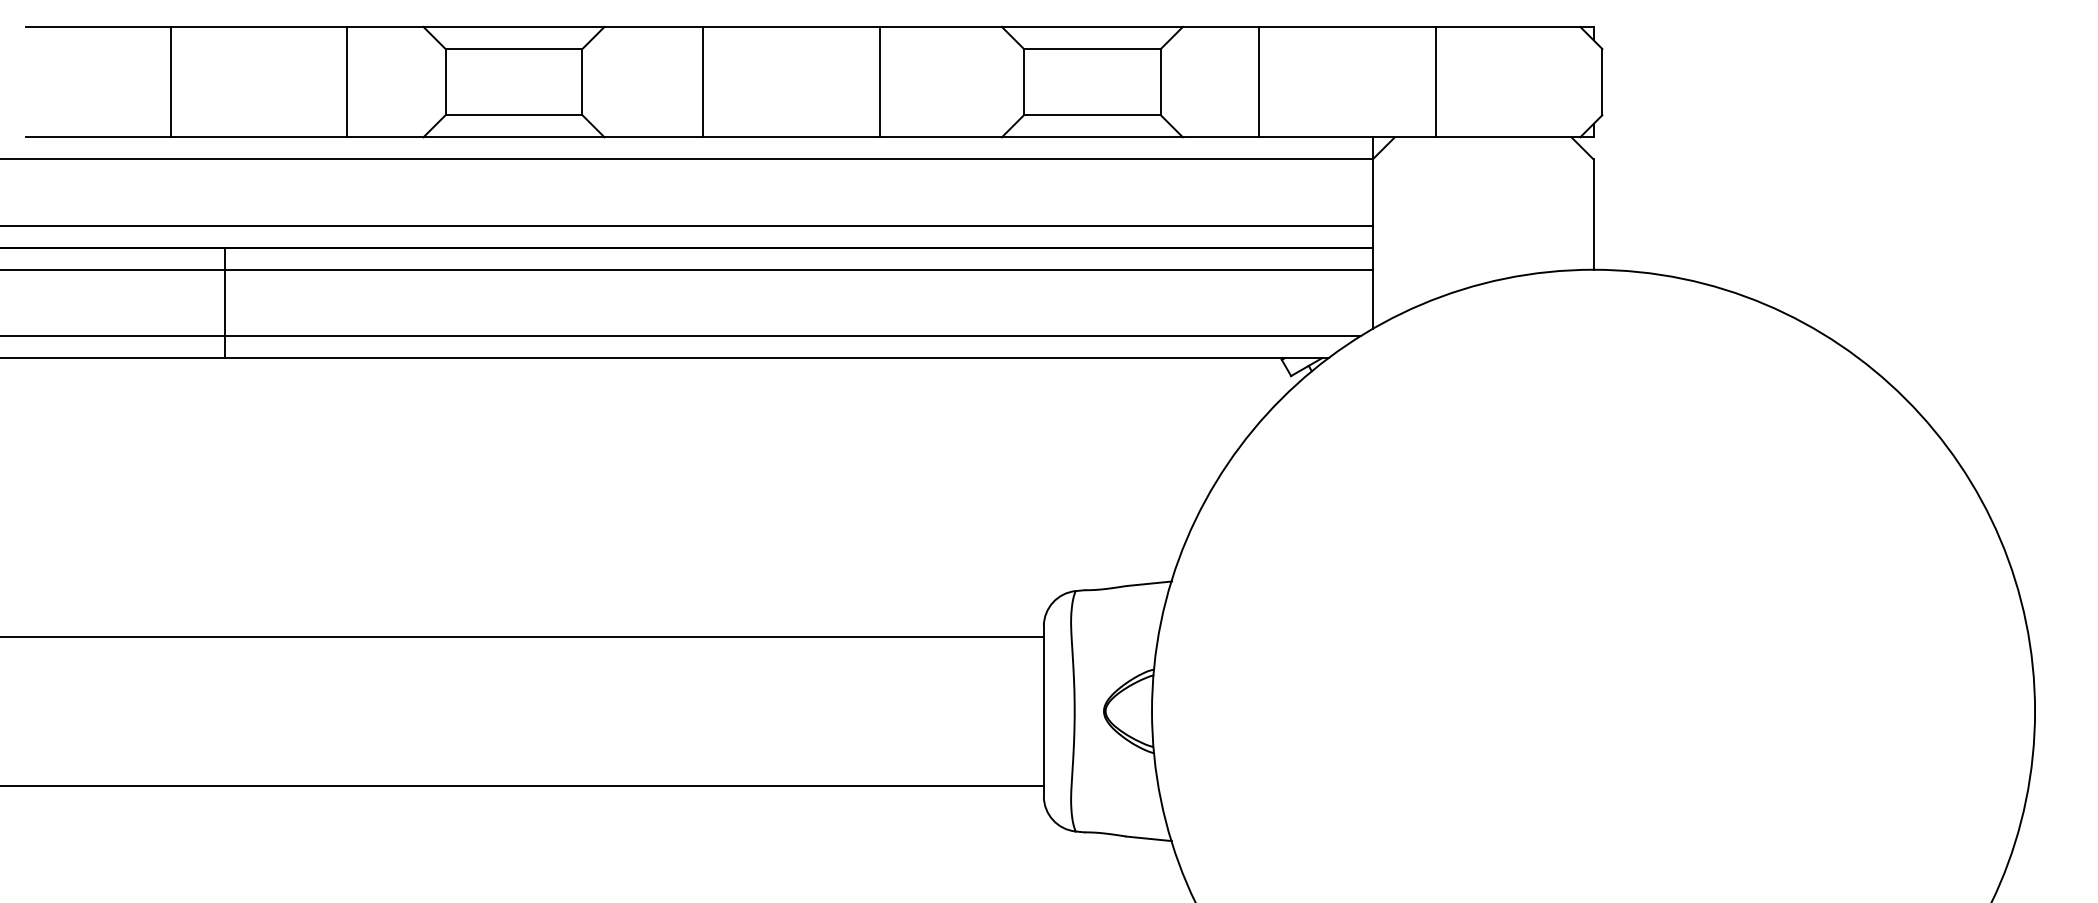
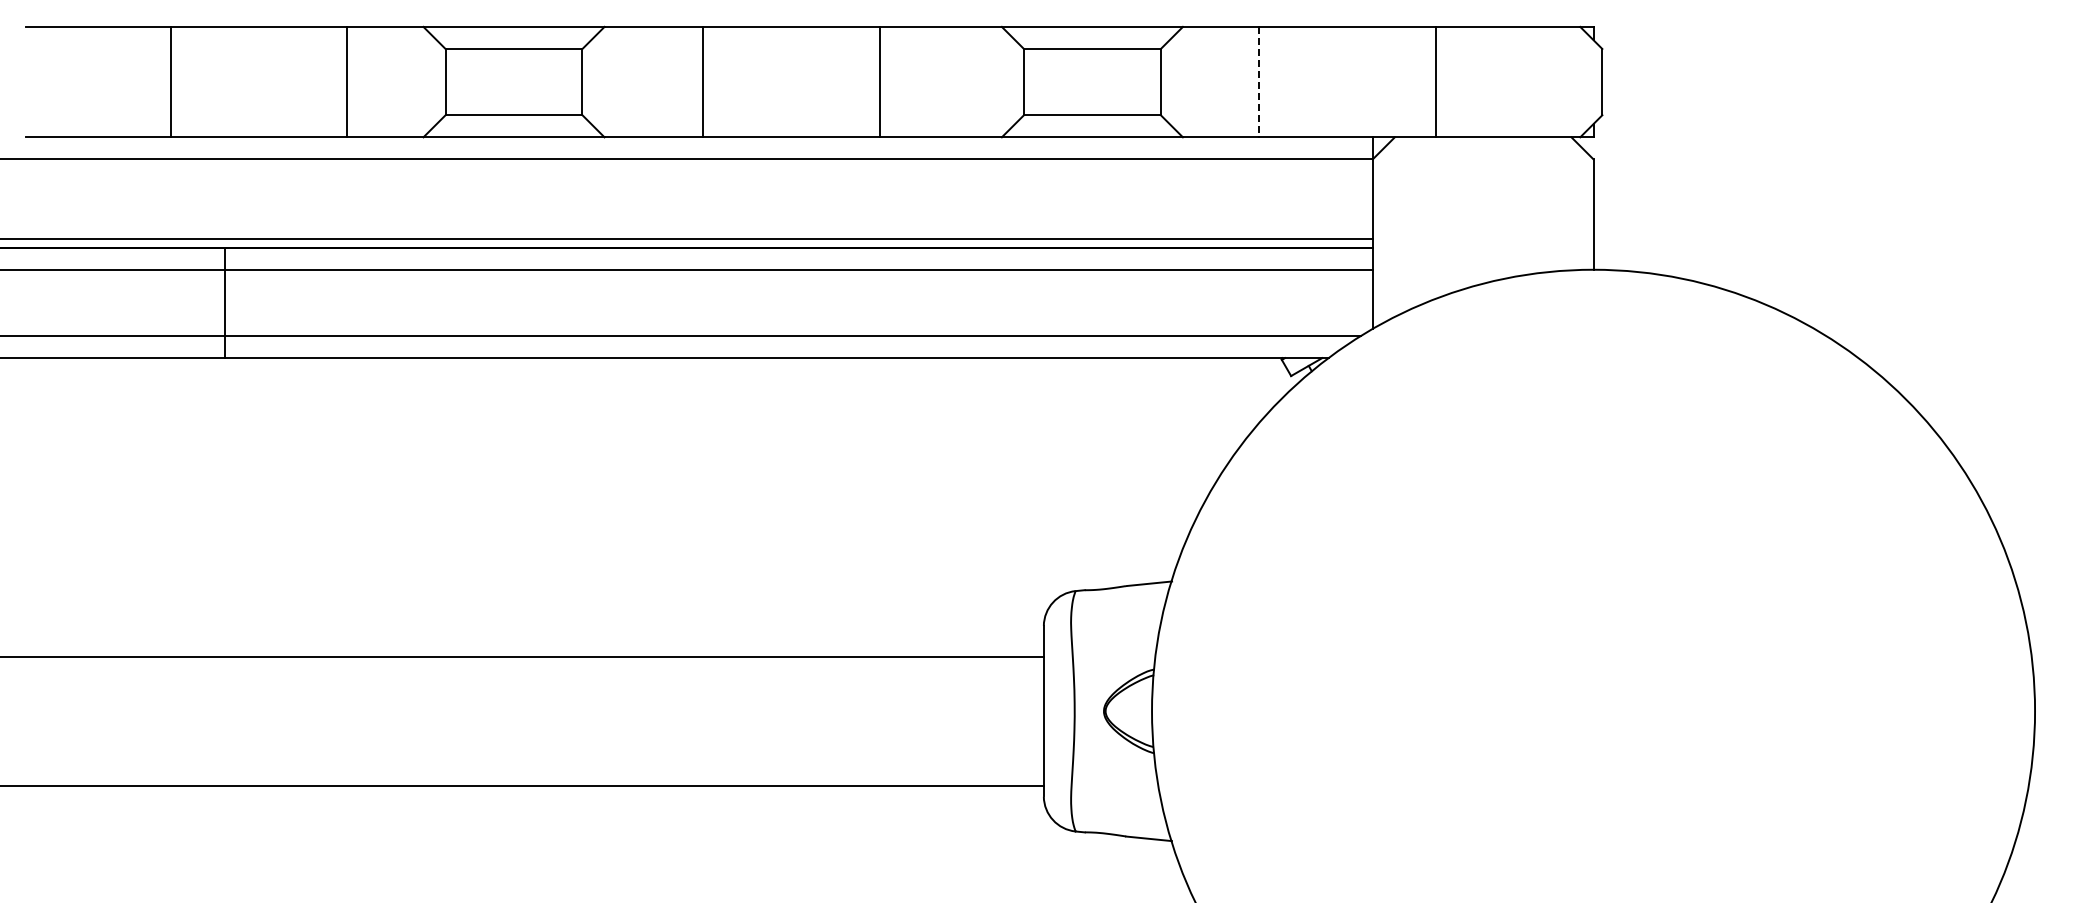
line: solid -> dashed (1259, 82)
line position: (687, 225) -> (687, 238) (687, 238)
line position: (522, 636) -> (522, 656) (522, 656)
